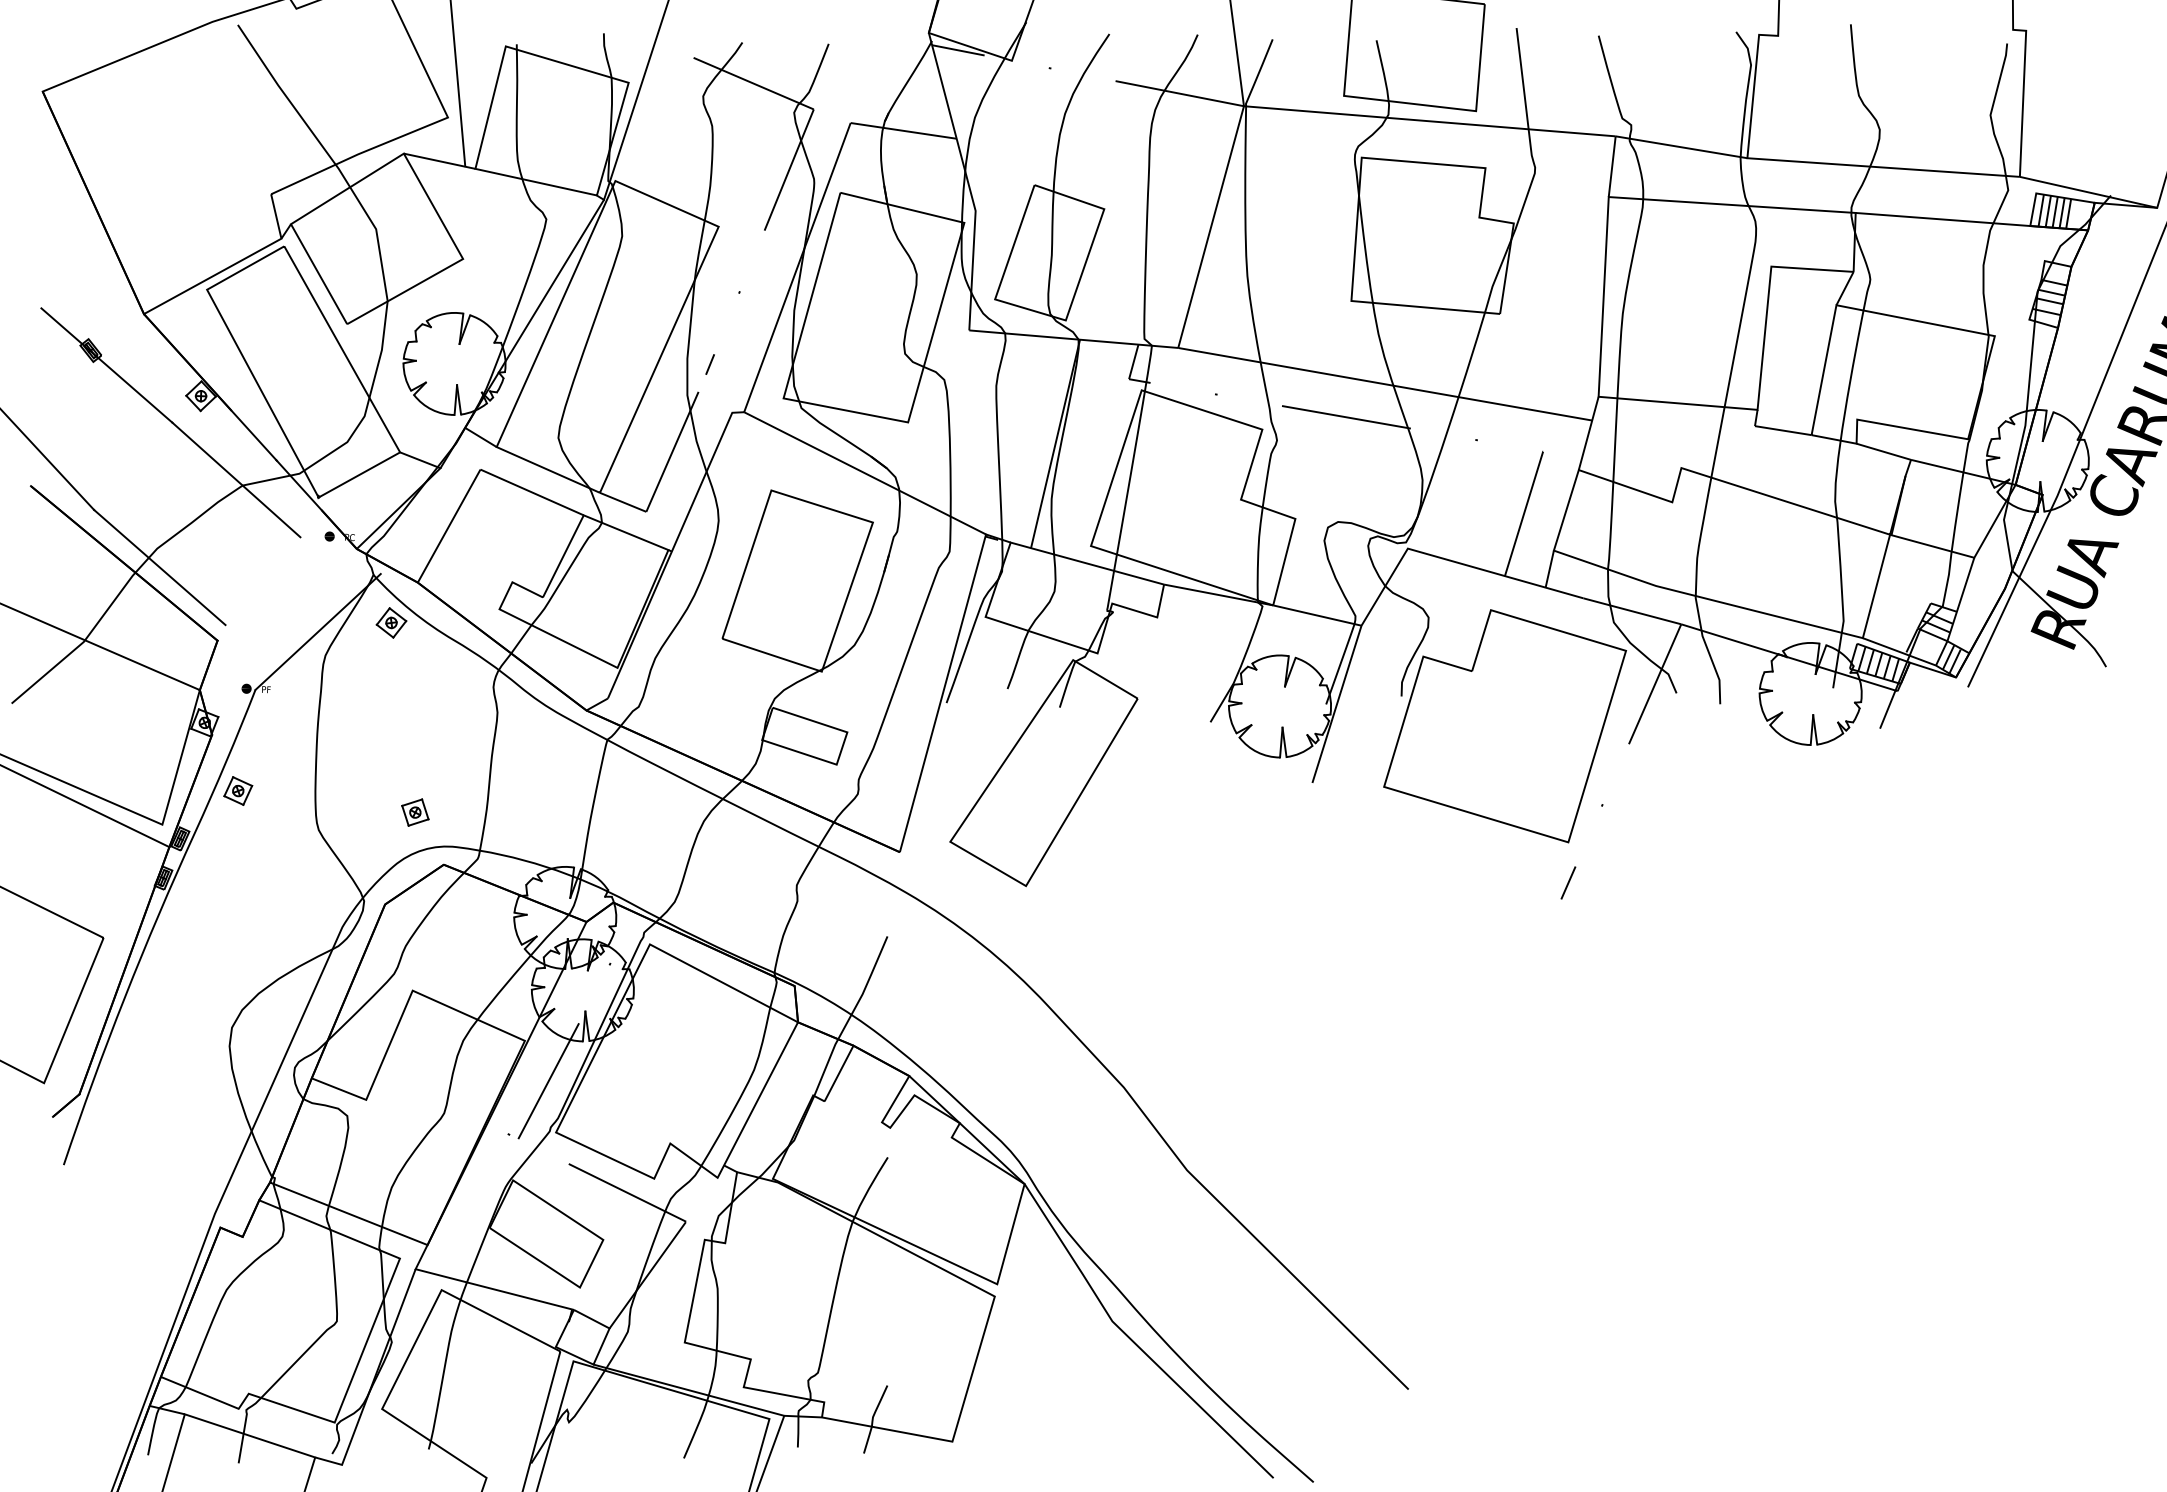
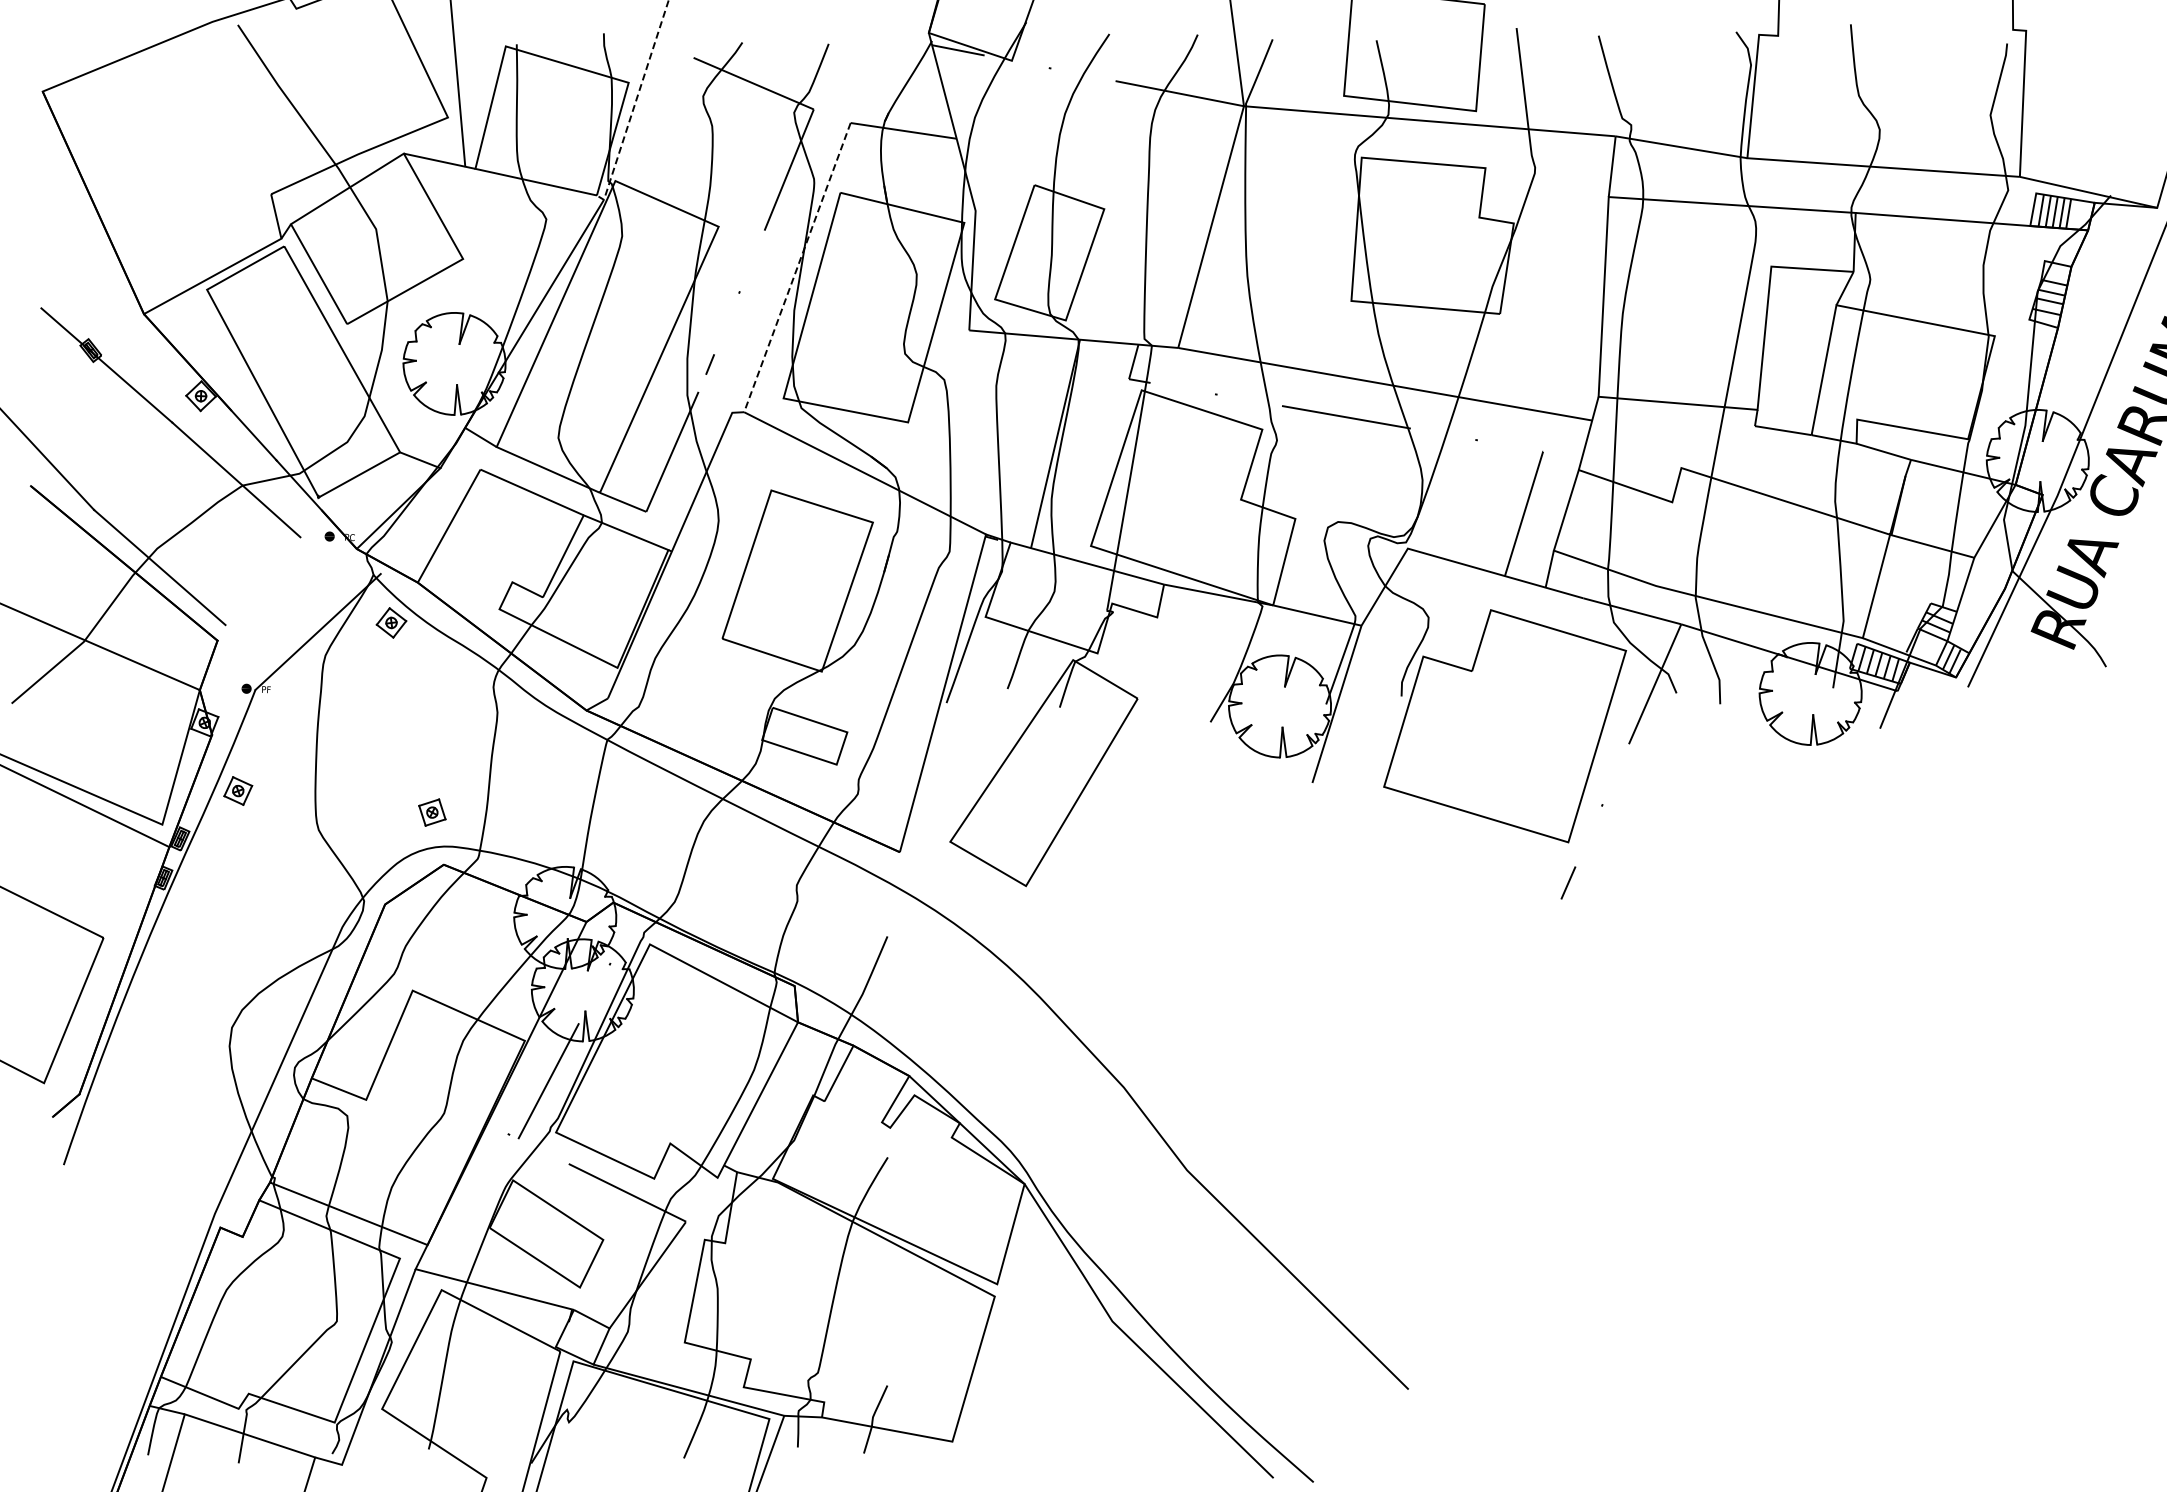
line: solid -> dashed (634, 104)
line: solid -> dashed (797, 268)
part position: (415, 812) -> (432, 812) (432, 812)
